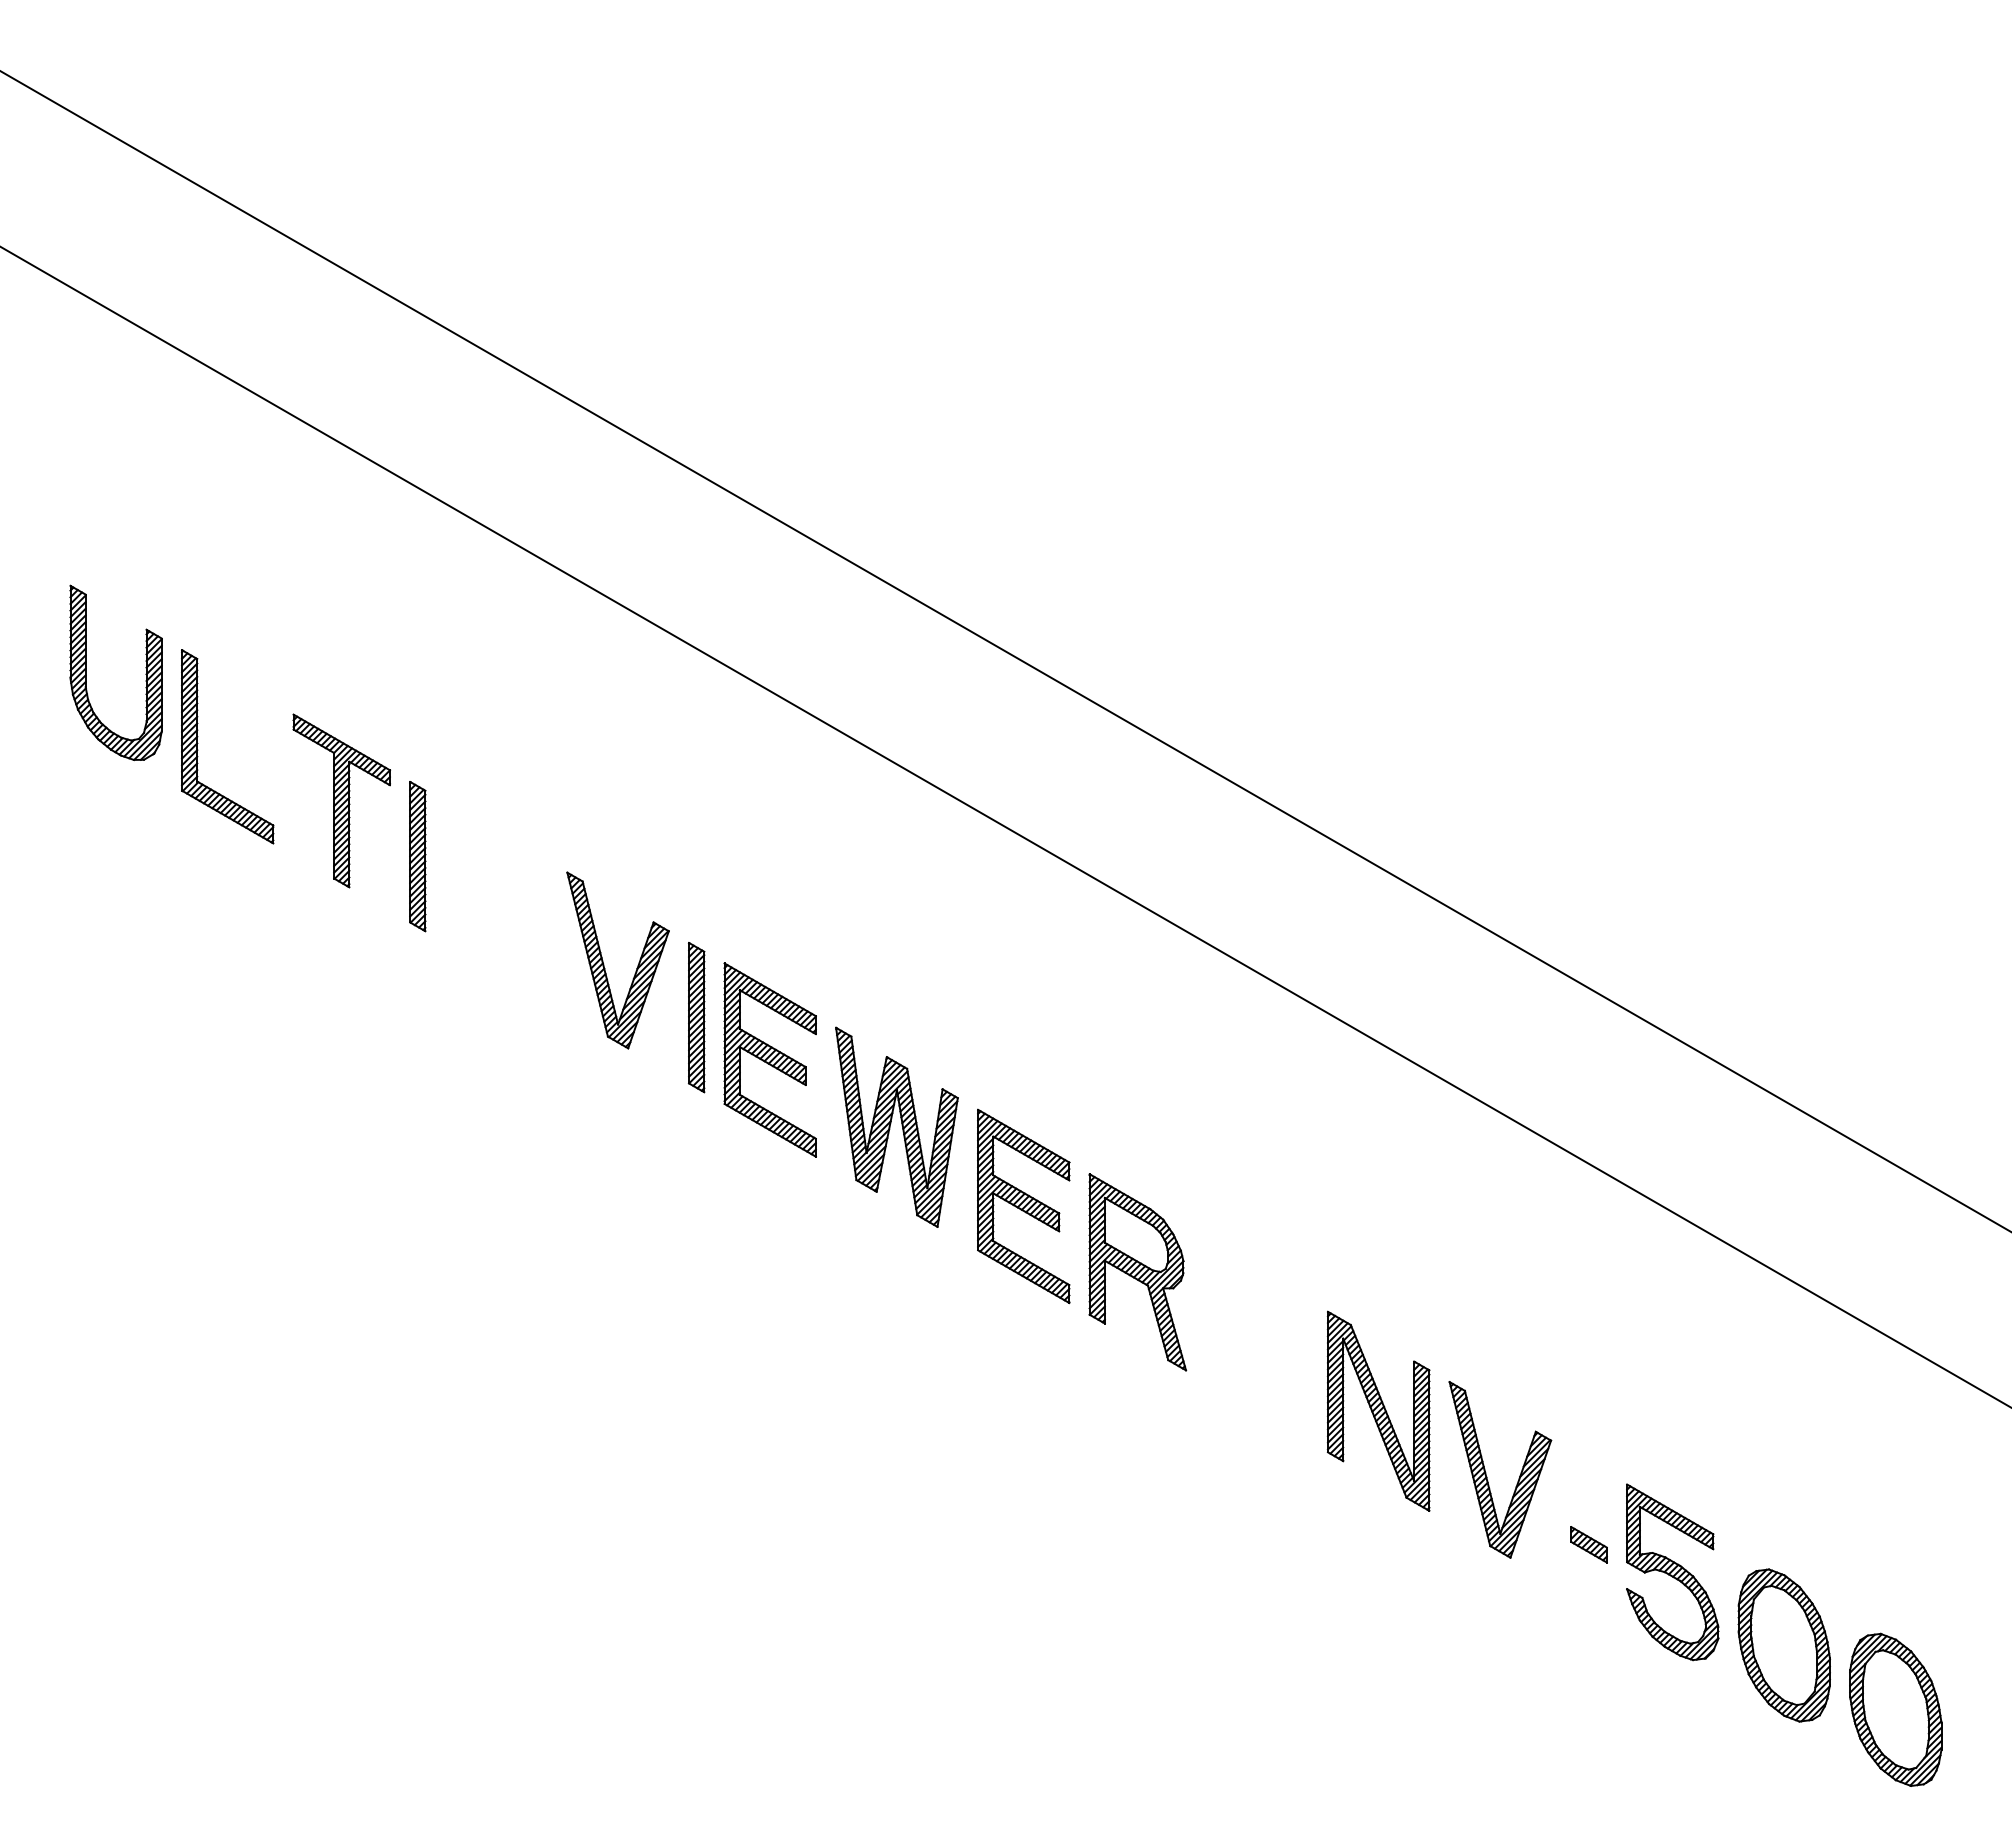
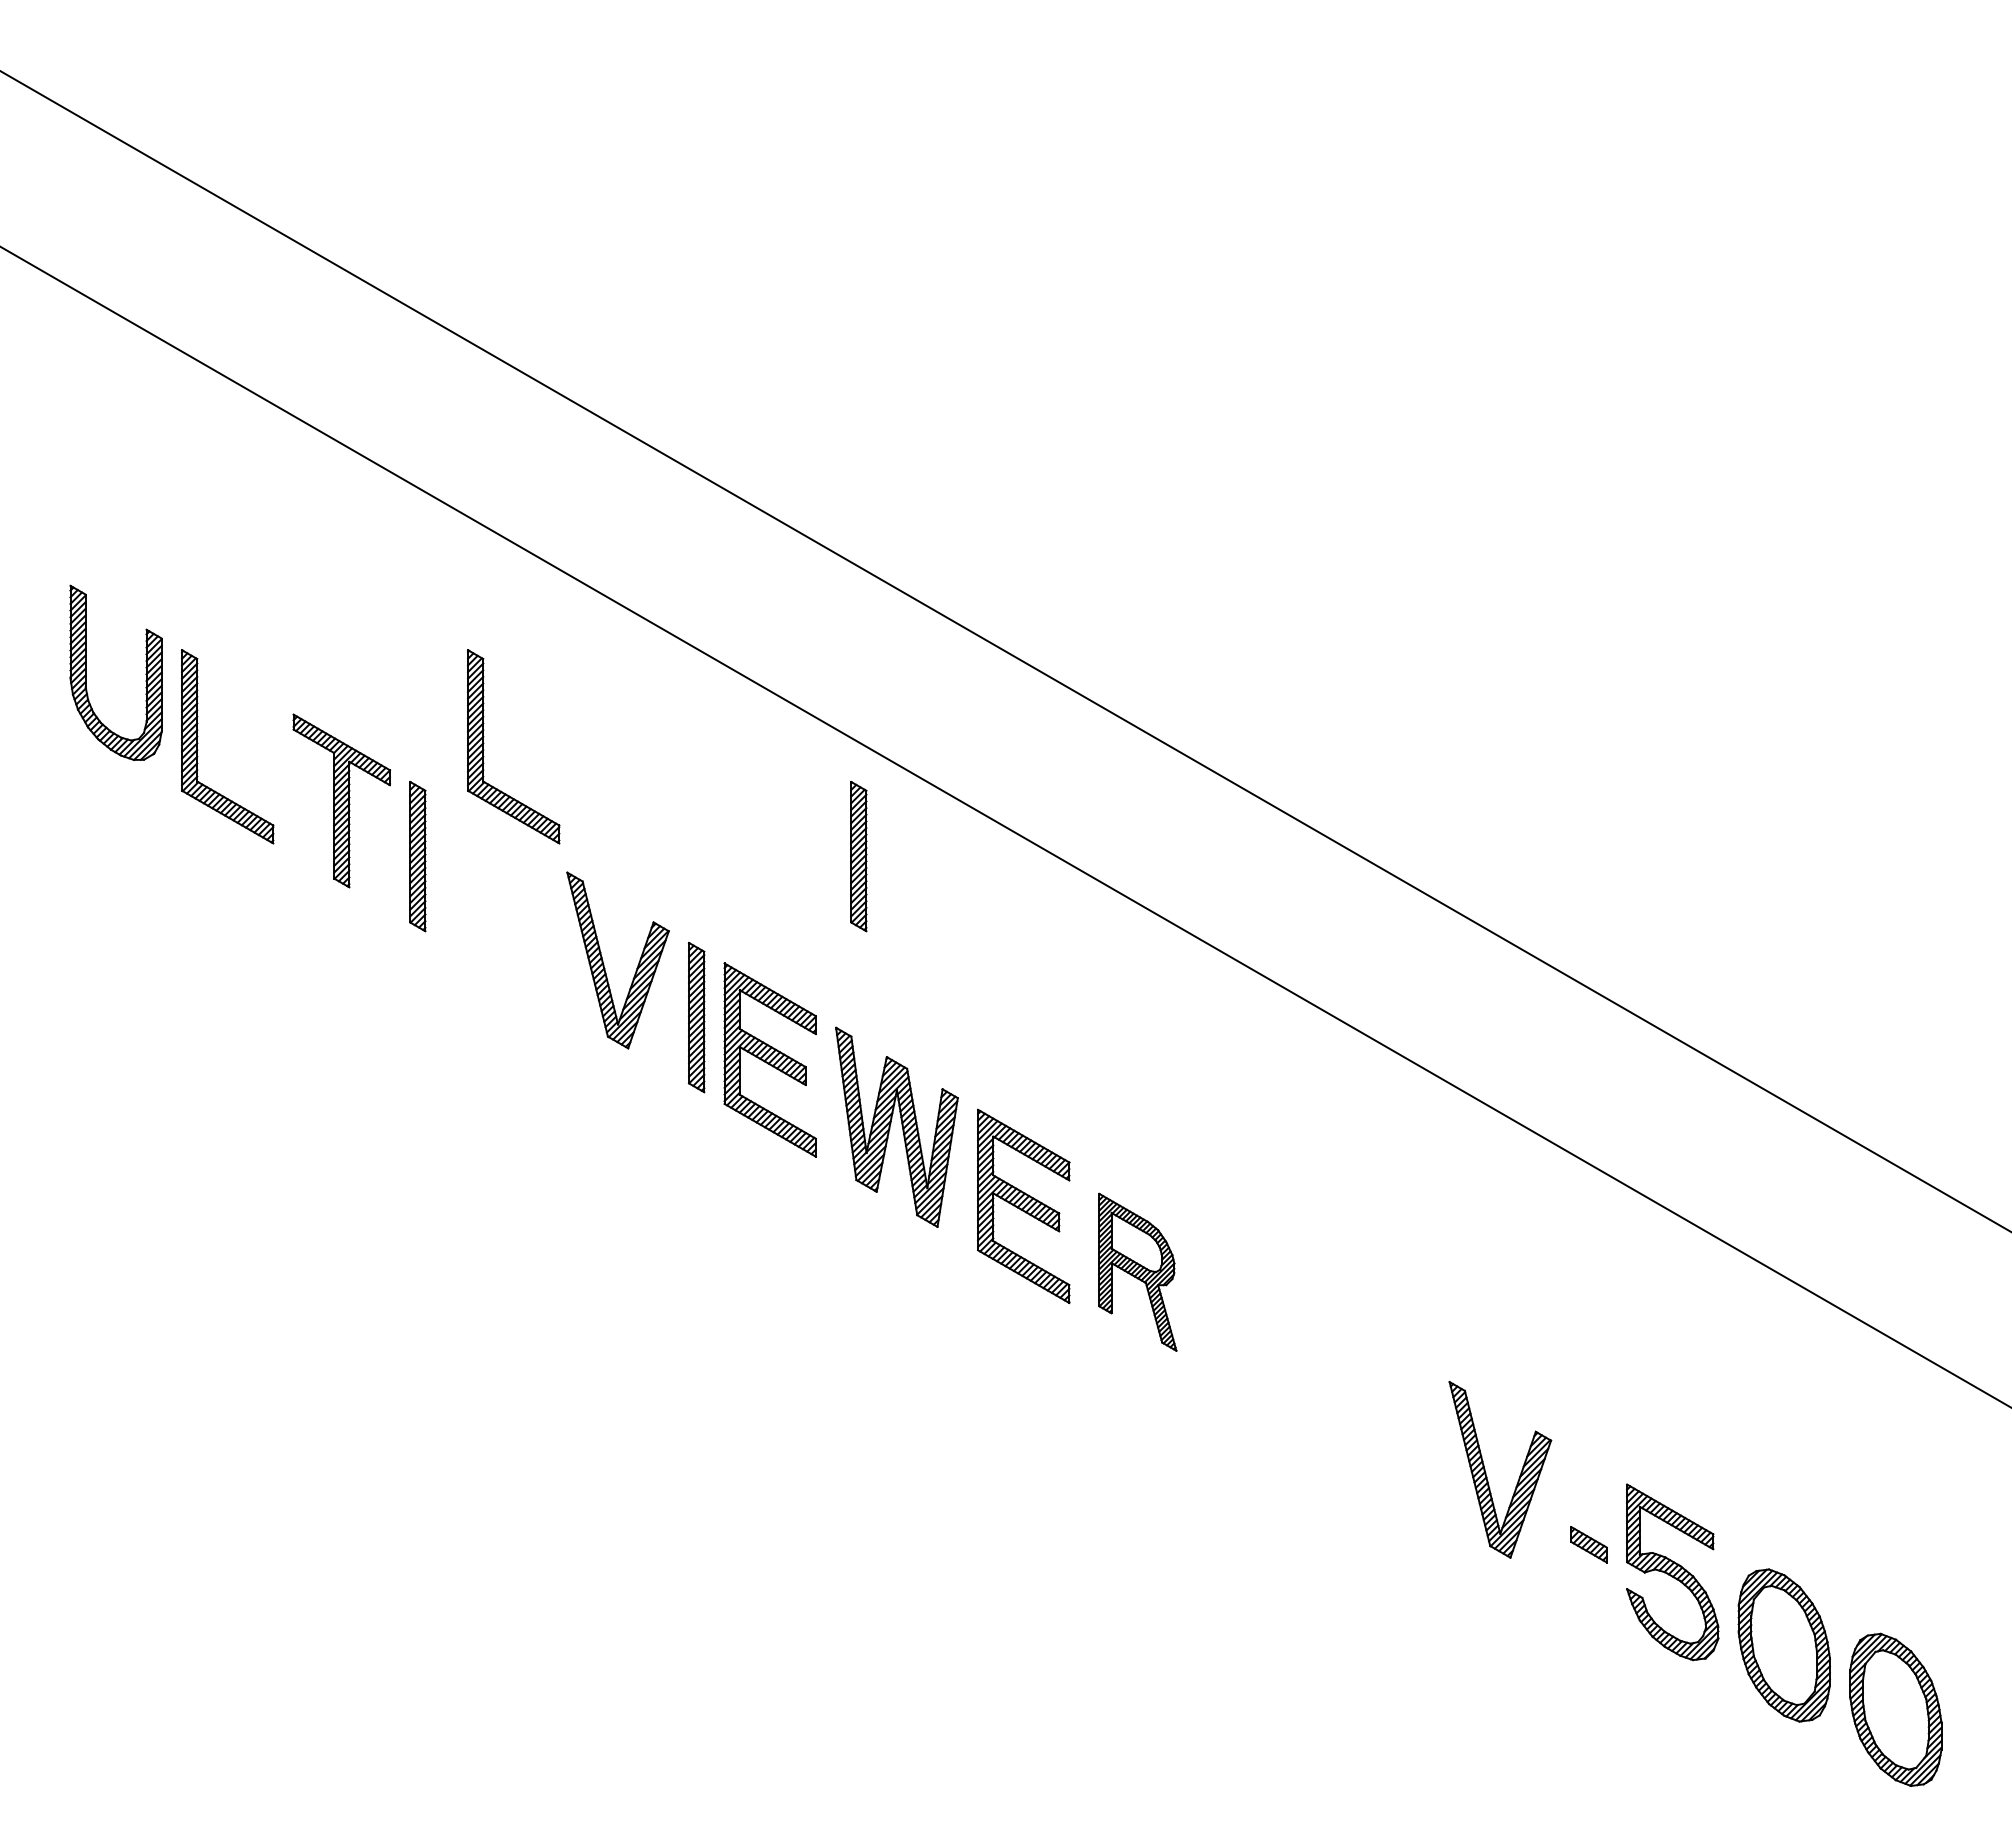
part: none -> present (484, 743)
part: none -> present (858, 856)
part size: 100x199 px -> 80x160 px (1137, 1271)
part: present -> none (1378, 1410)
